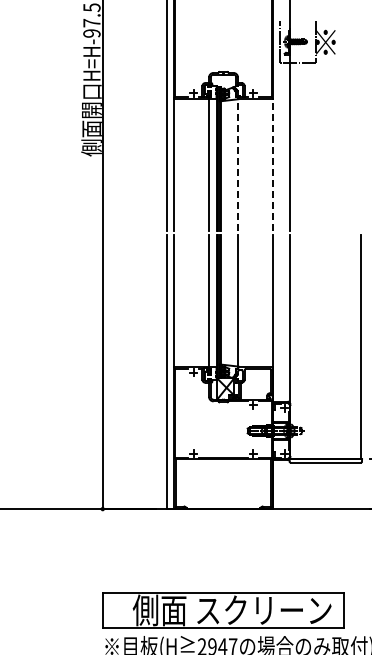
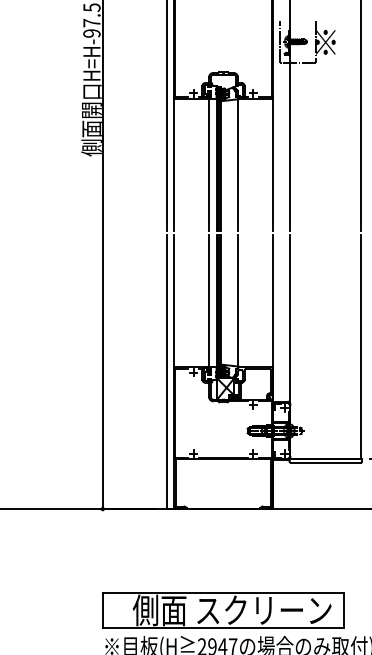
line: none -> present (361, 116)
line: dashed -> solid (273, 164)
line: dashed -> solid (238, 165)
